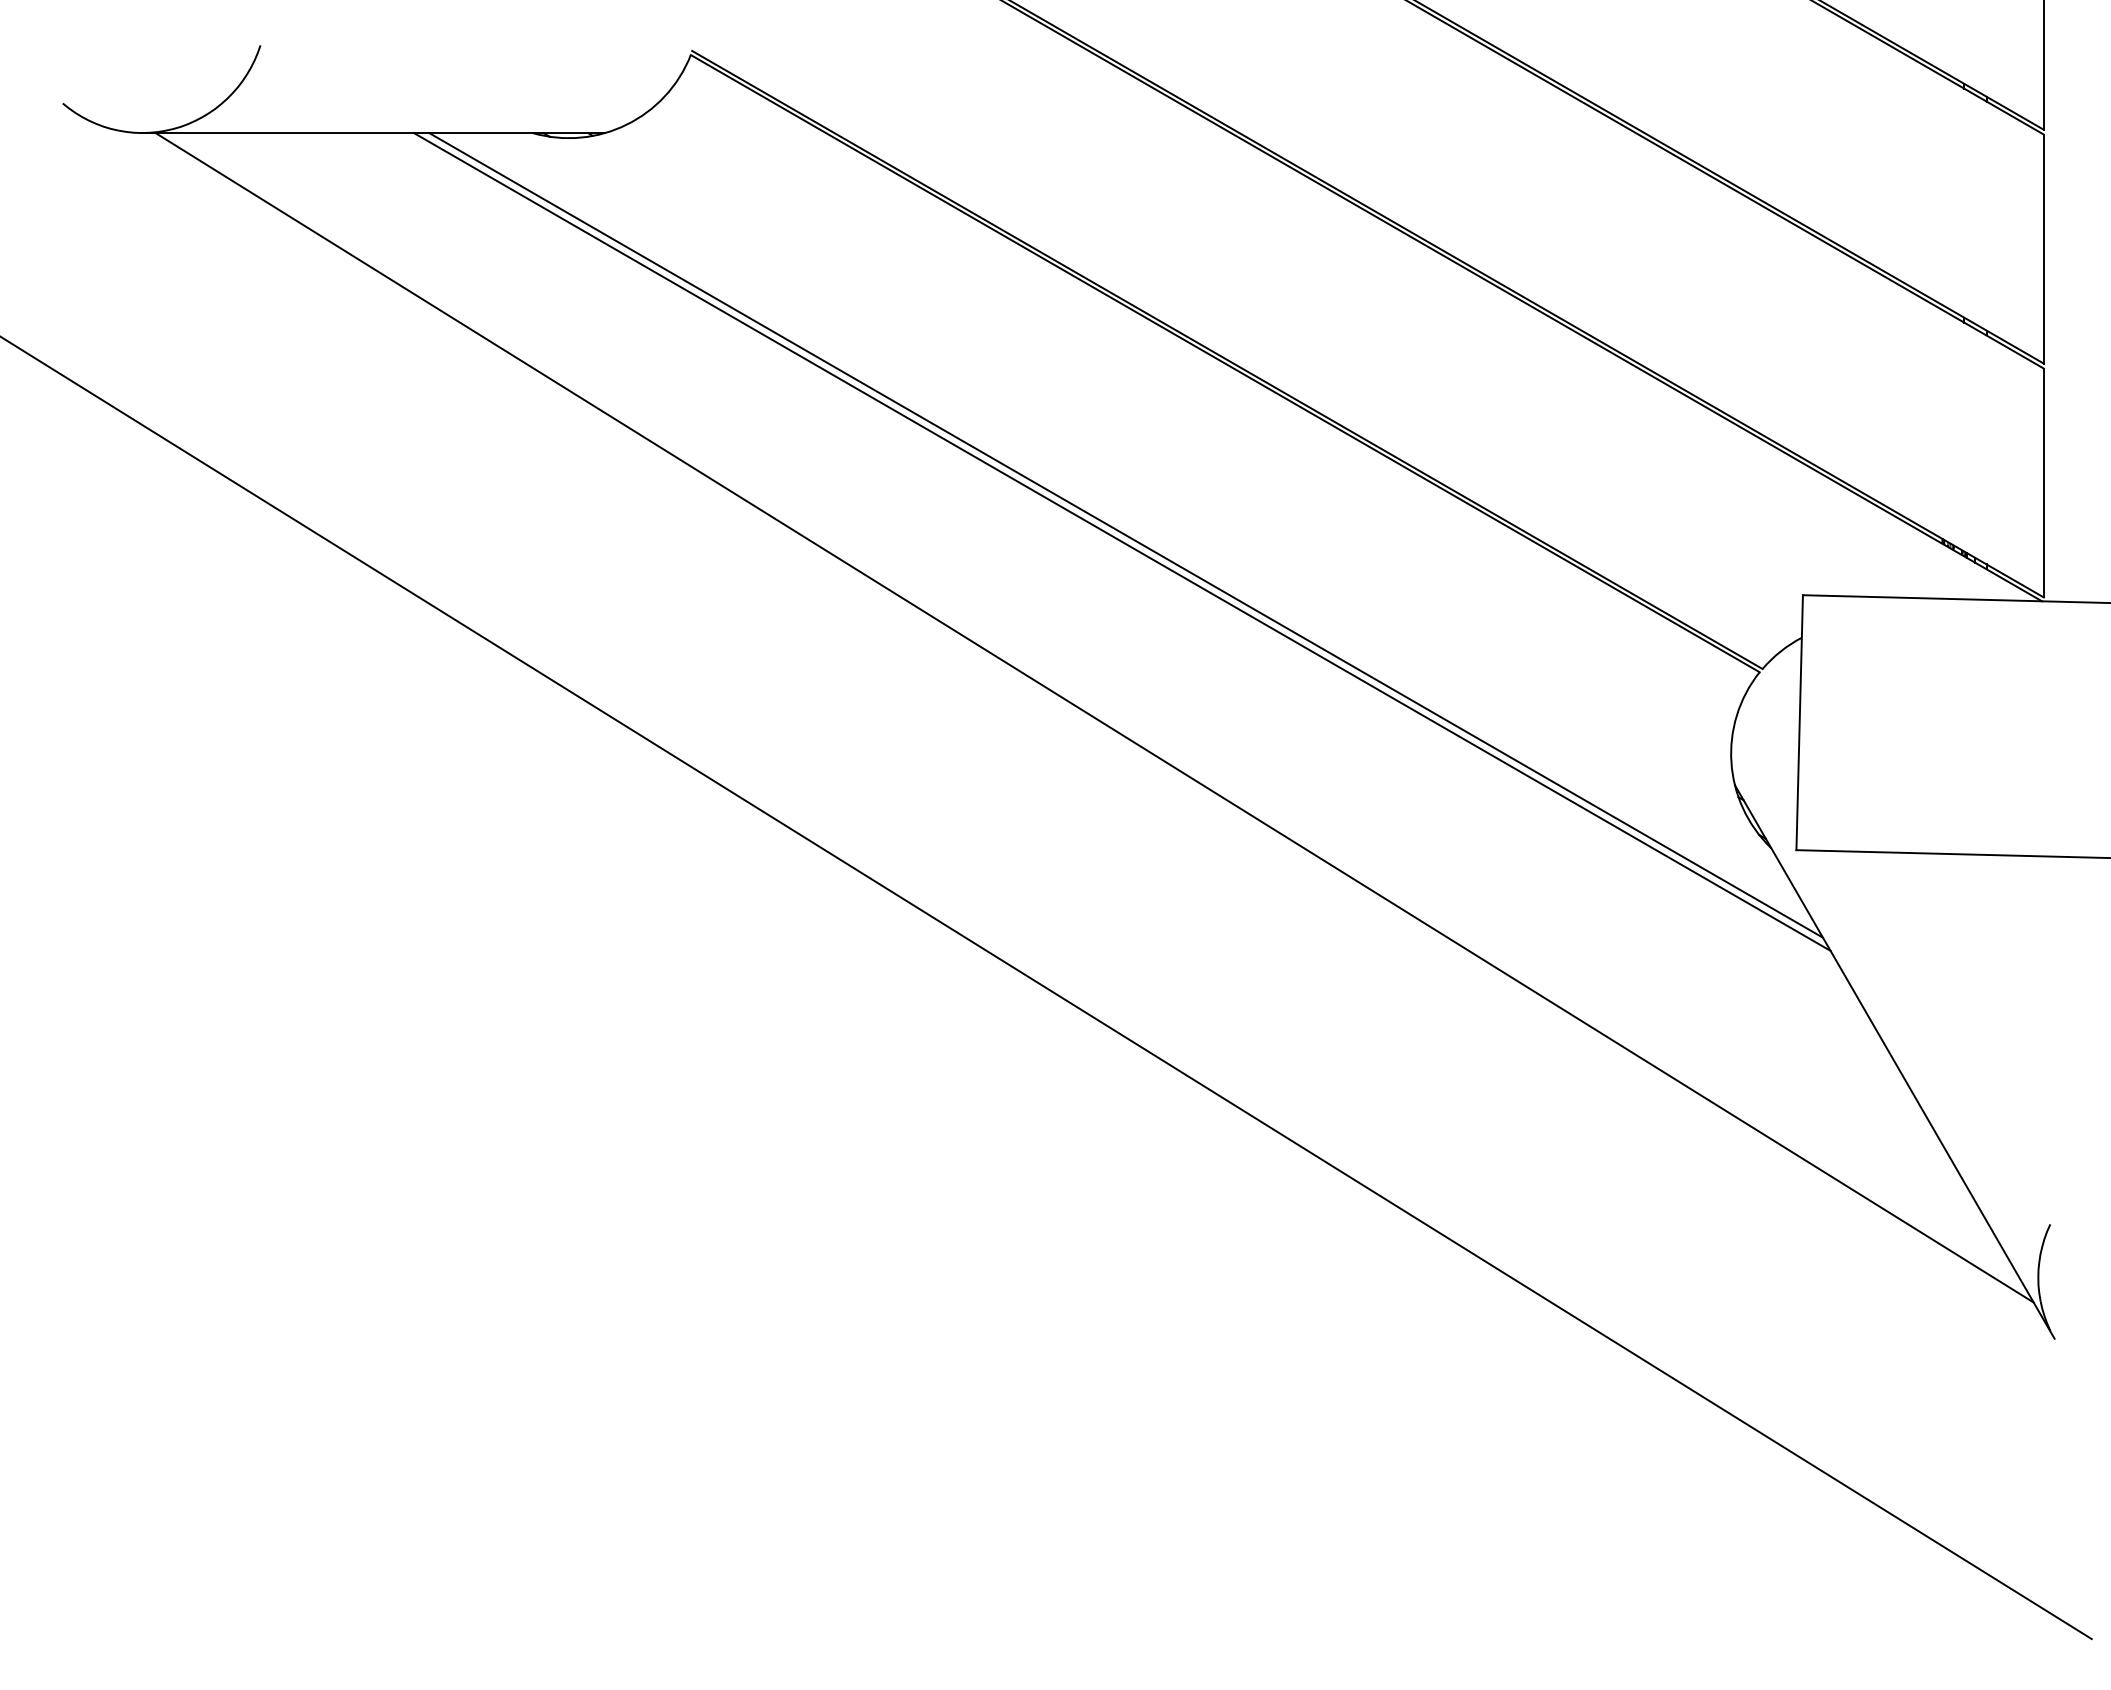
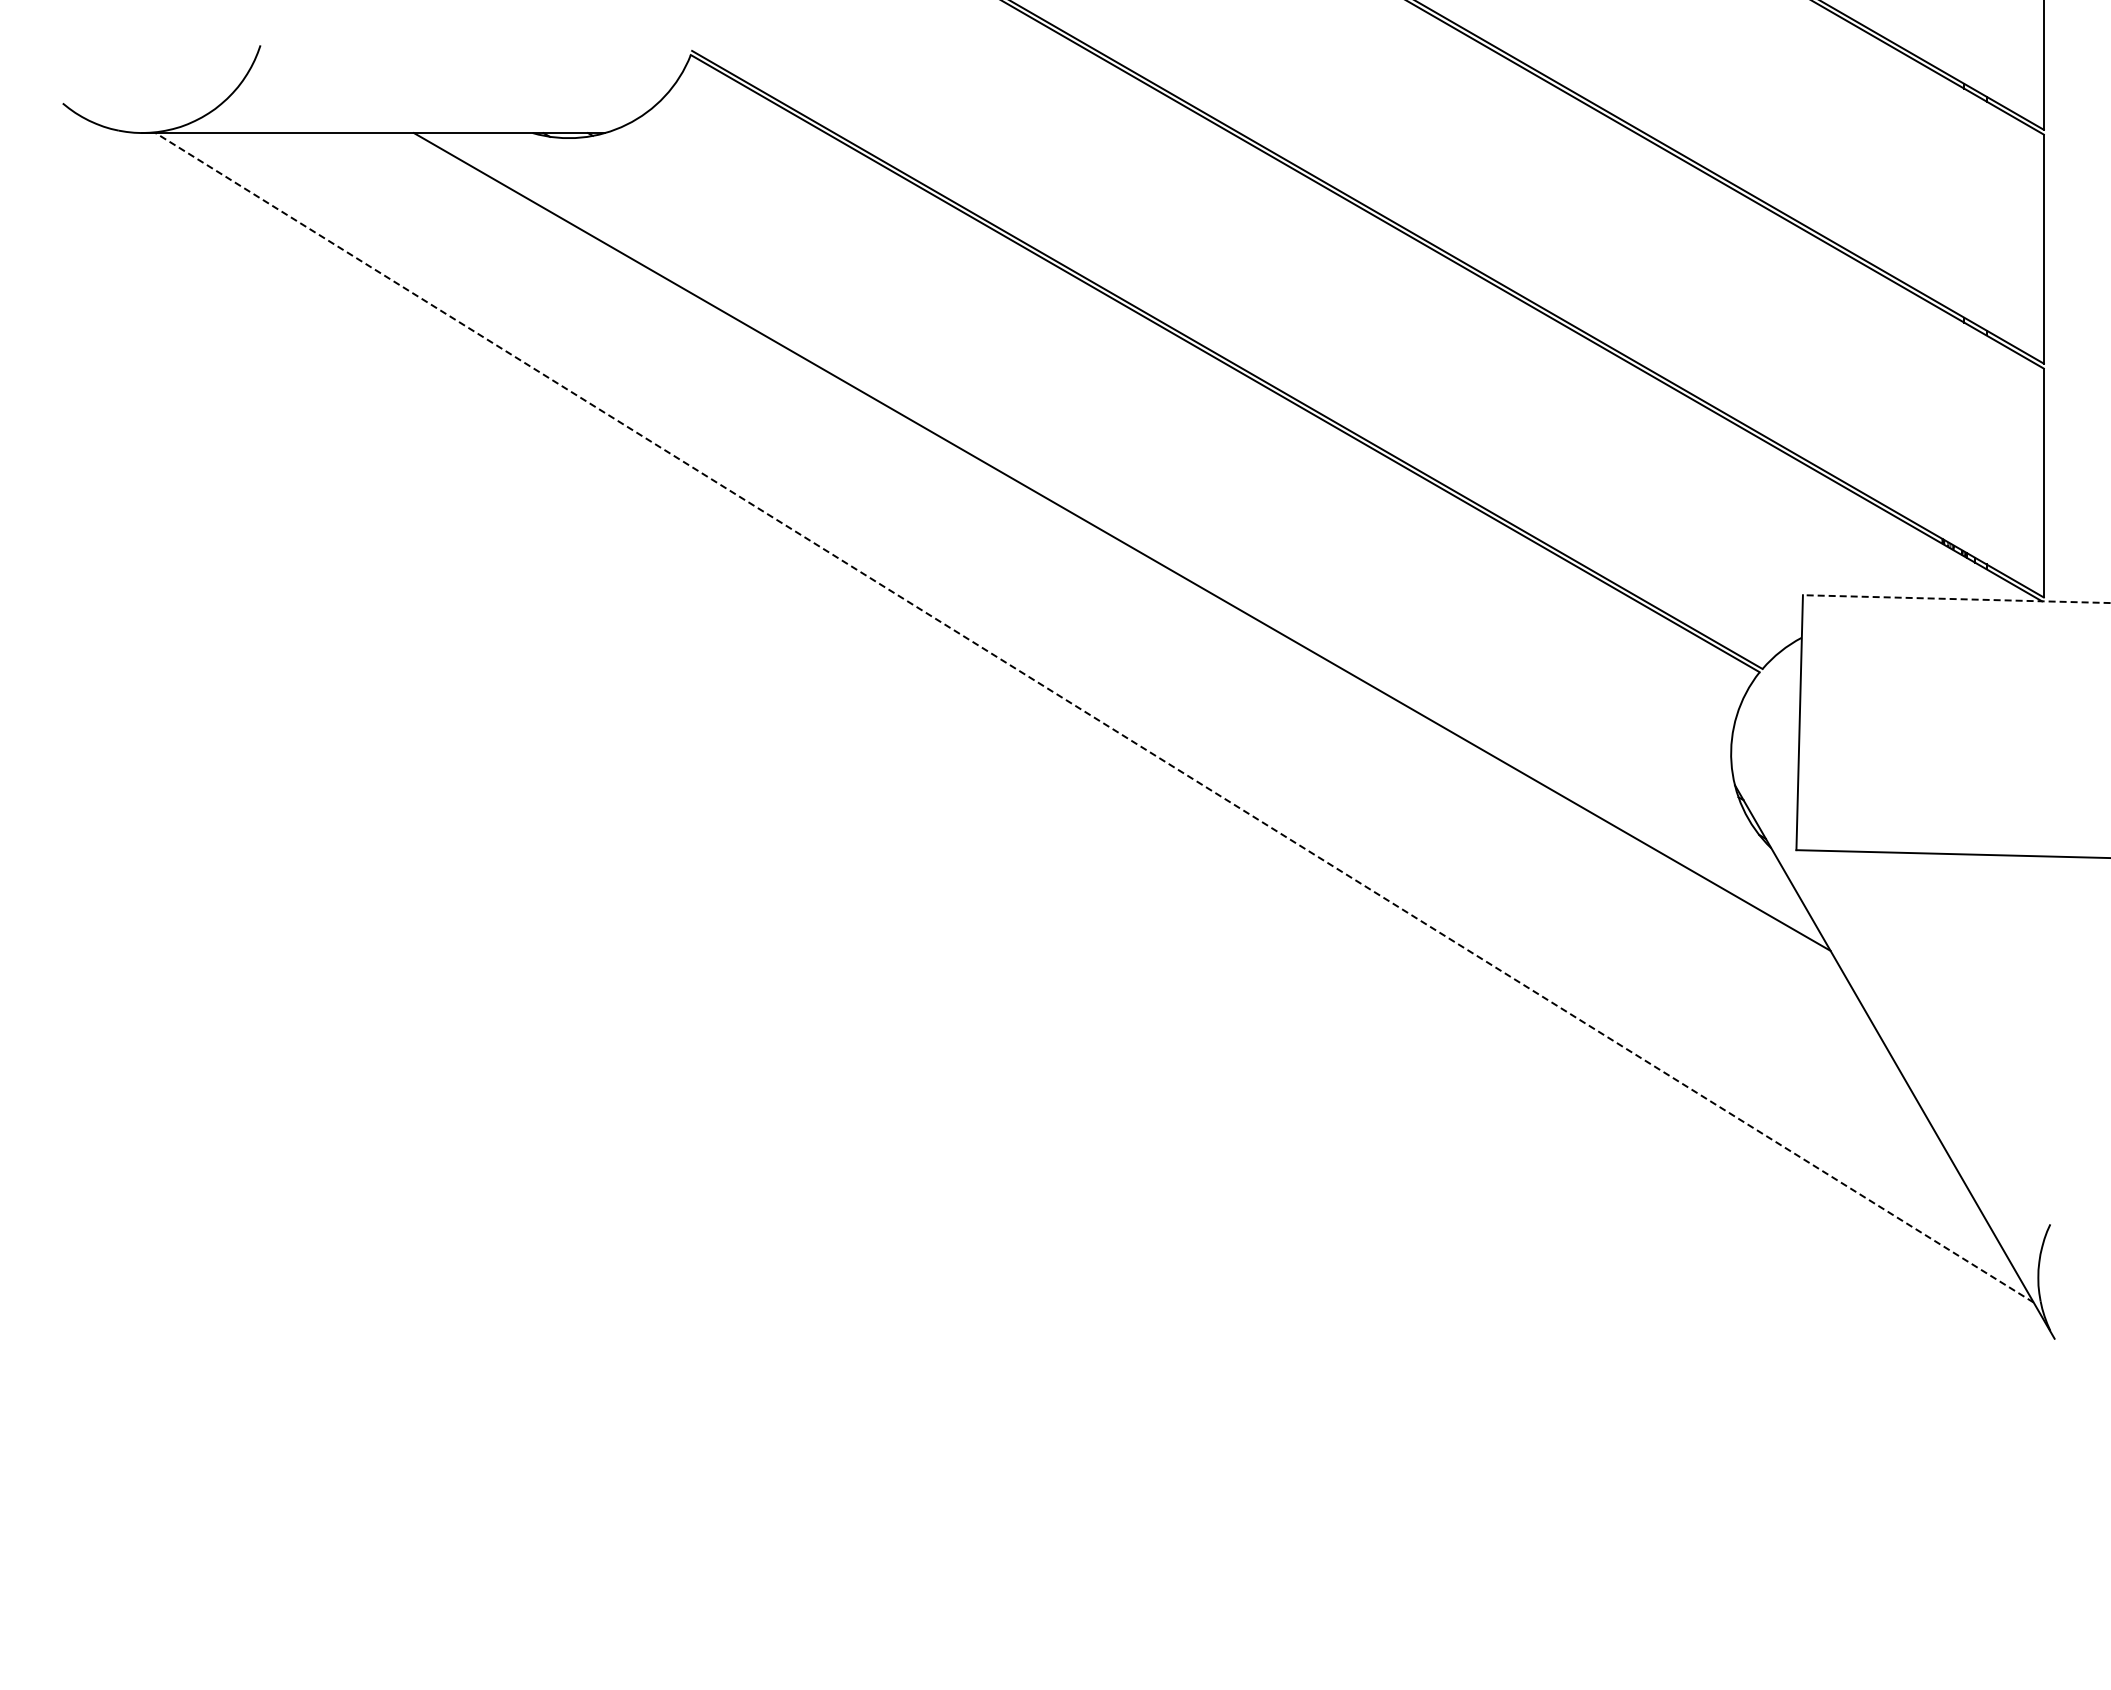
line: present -> none (1125, 535)
line: solid -> dashed (1956, 599)
line: solid -> dashed (1094, 717)
line: present -> none (1046, 988)
